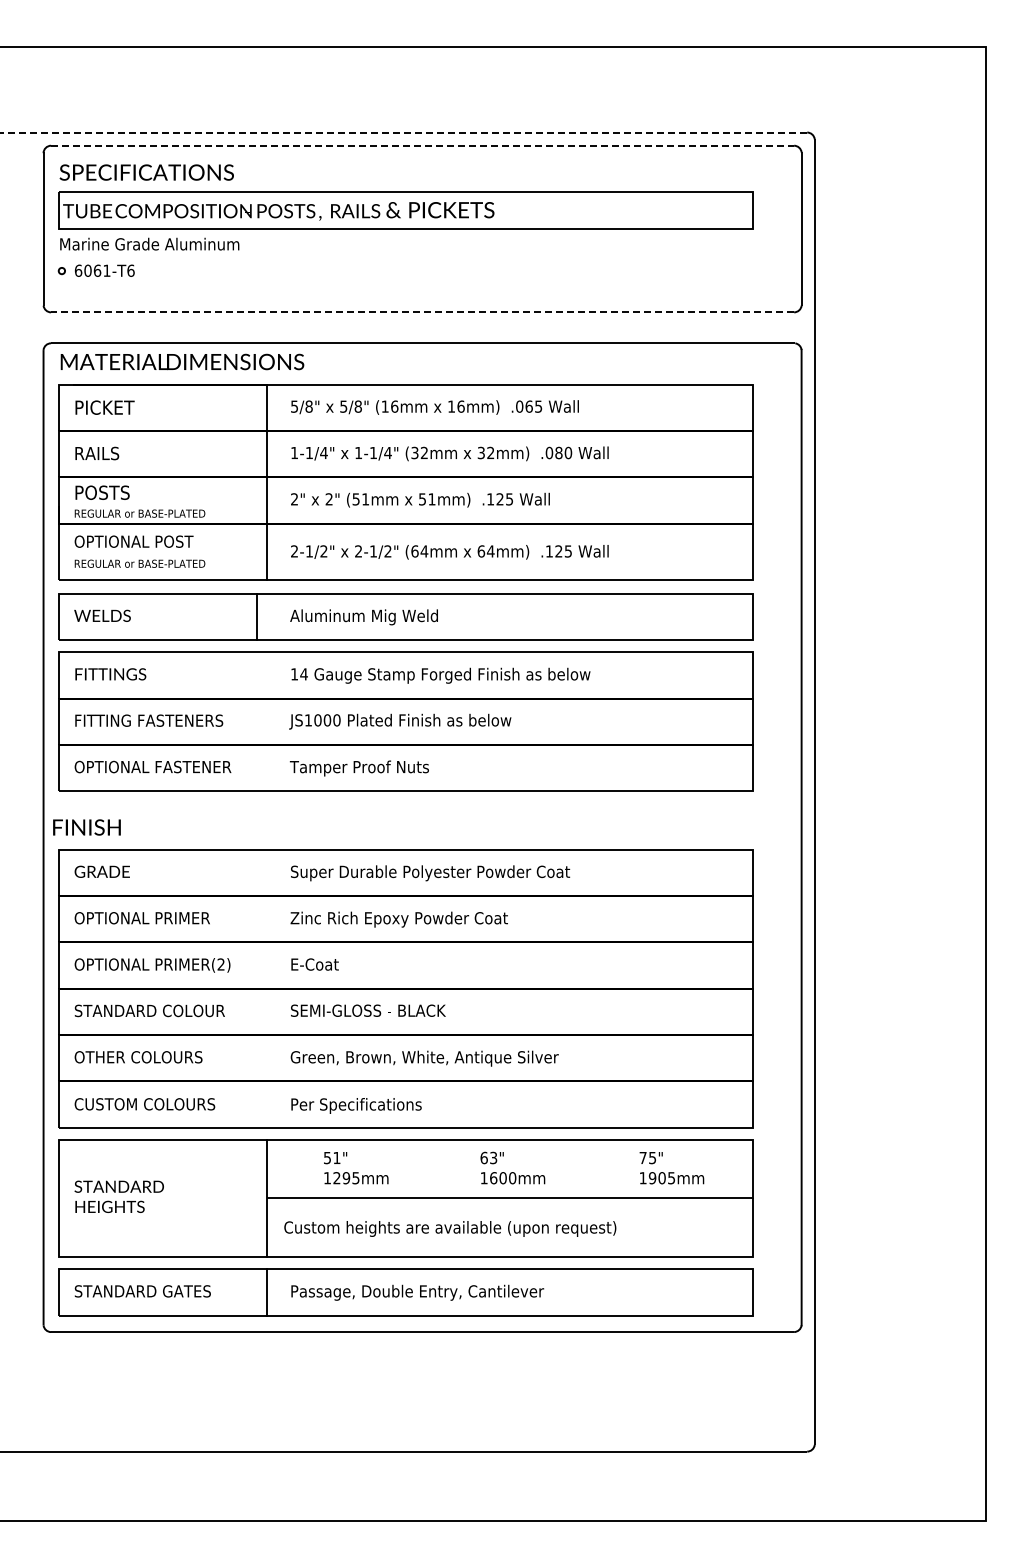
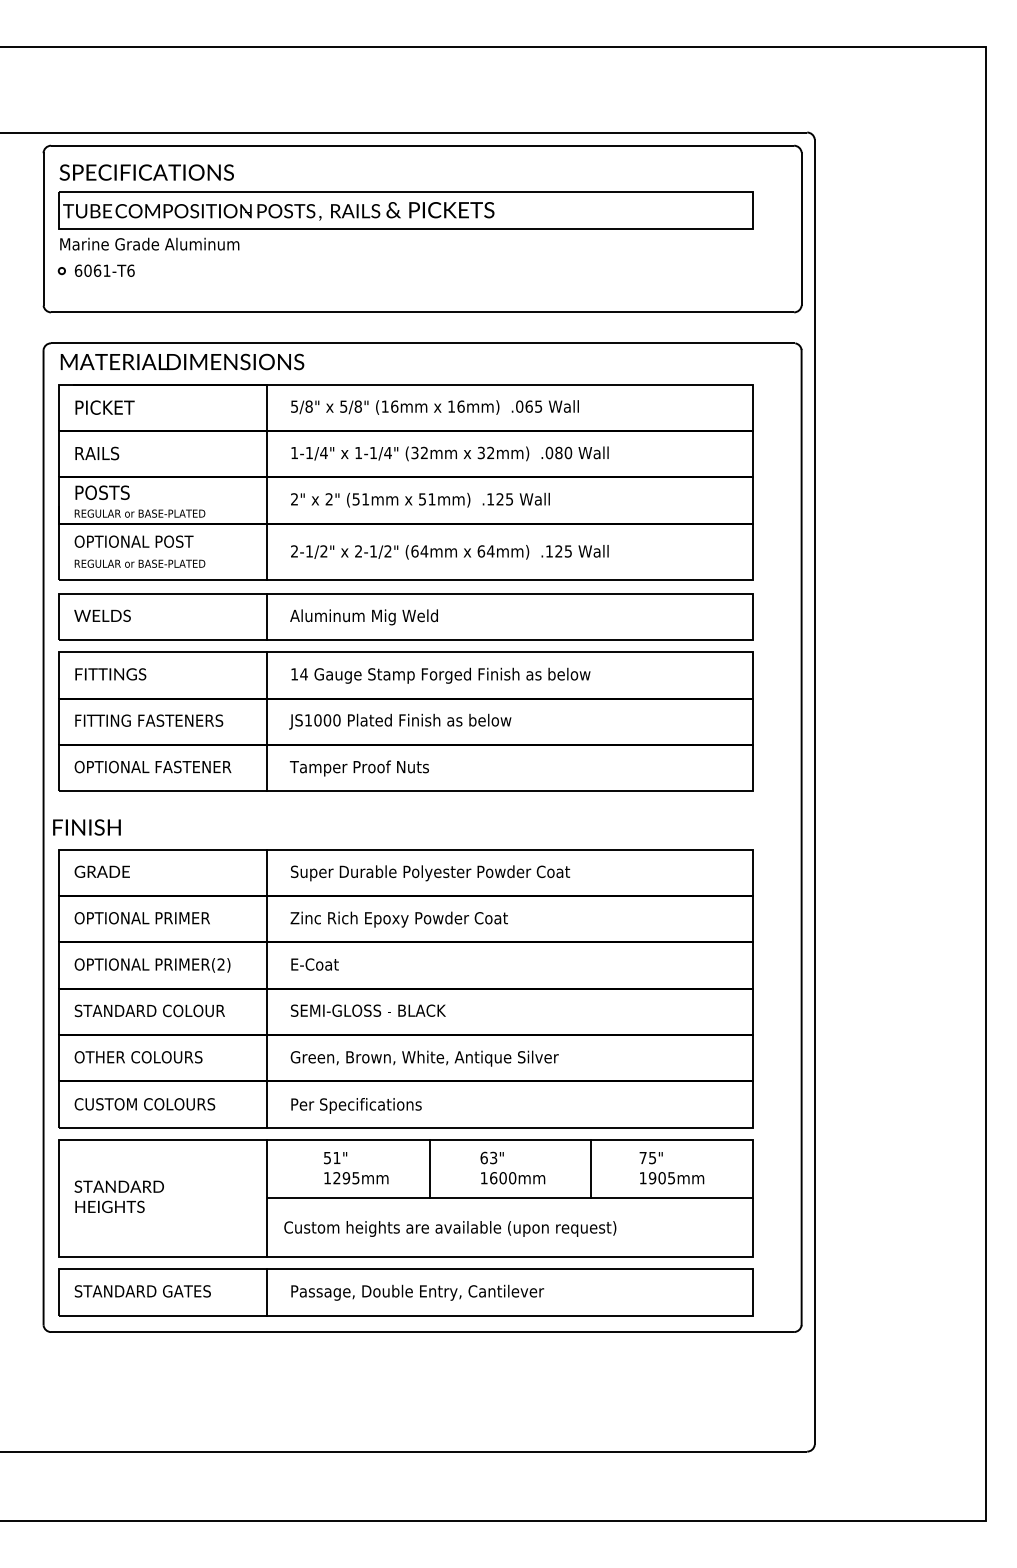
line: dashed -> solid (404, 132)
line: dashed -> solid (422, 145)
line: dashed -> solid (422, 312)
line position: (257, 616) -> (267, 616) (267, 616)
line: none -> present (267, 721)
line: none -> present (267, 988)
line: none -> present (430, 1168)
line: none -> present (591, 1168)
